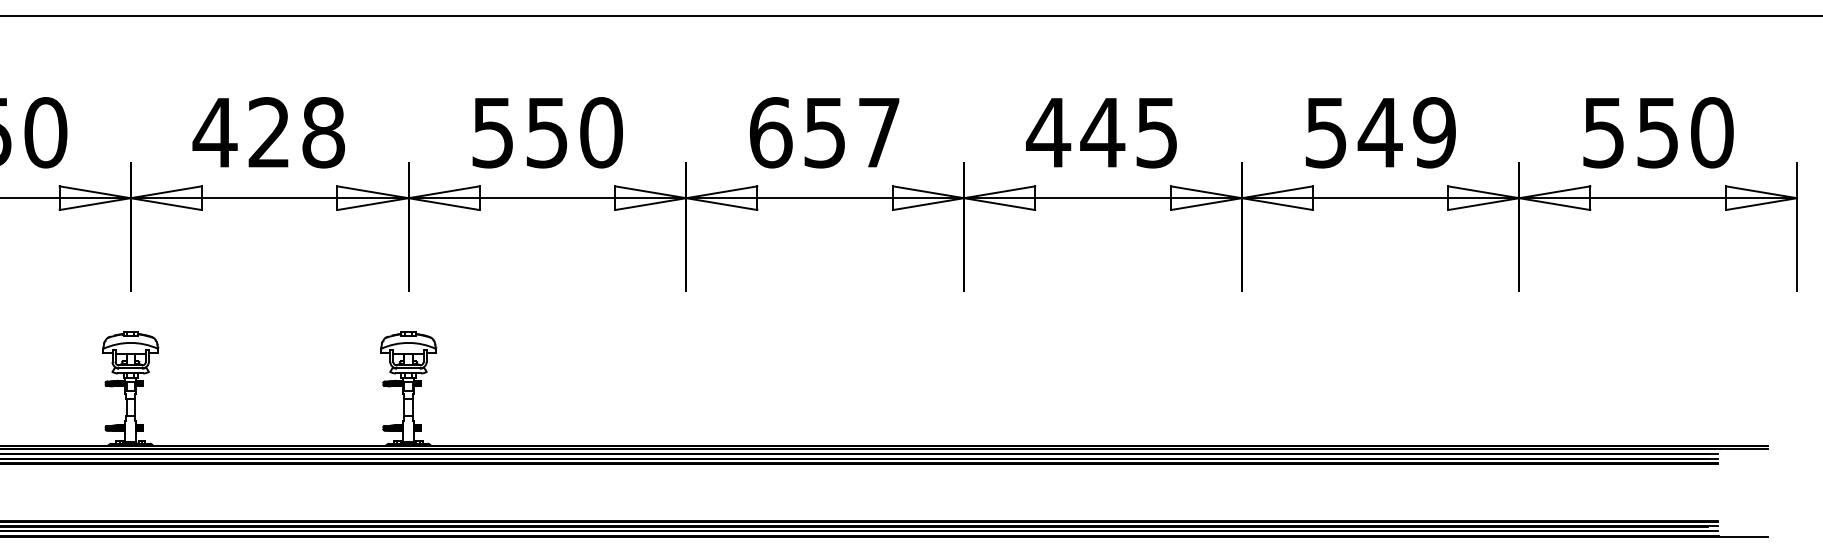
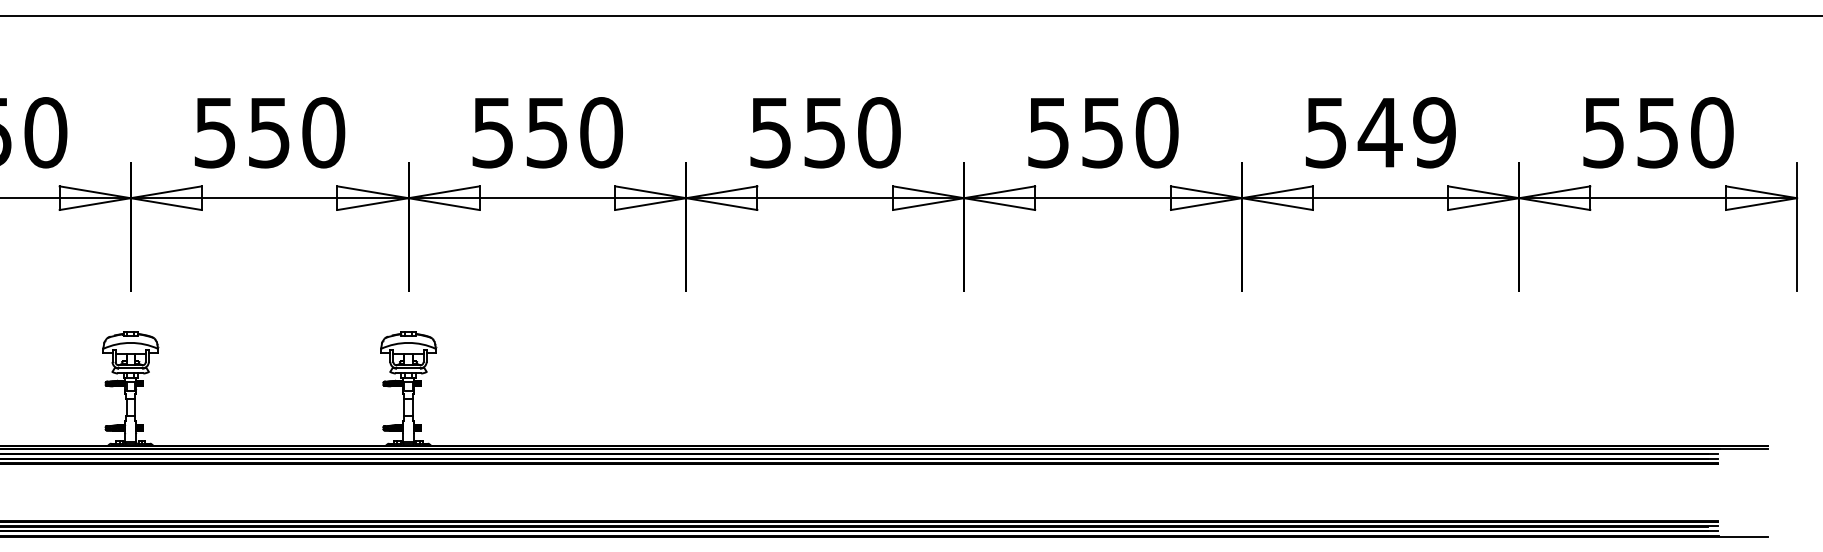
text: 428 -> 550 (268, 132)
text: 657 -> 550 (825, 132)
text: 445 -> 550 (1102, 132)
